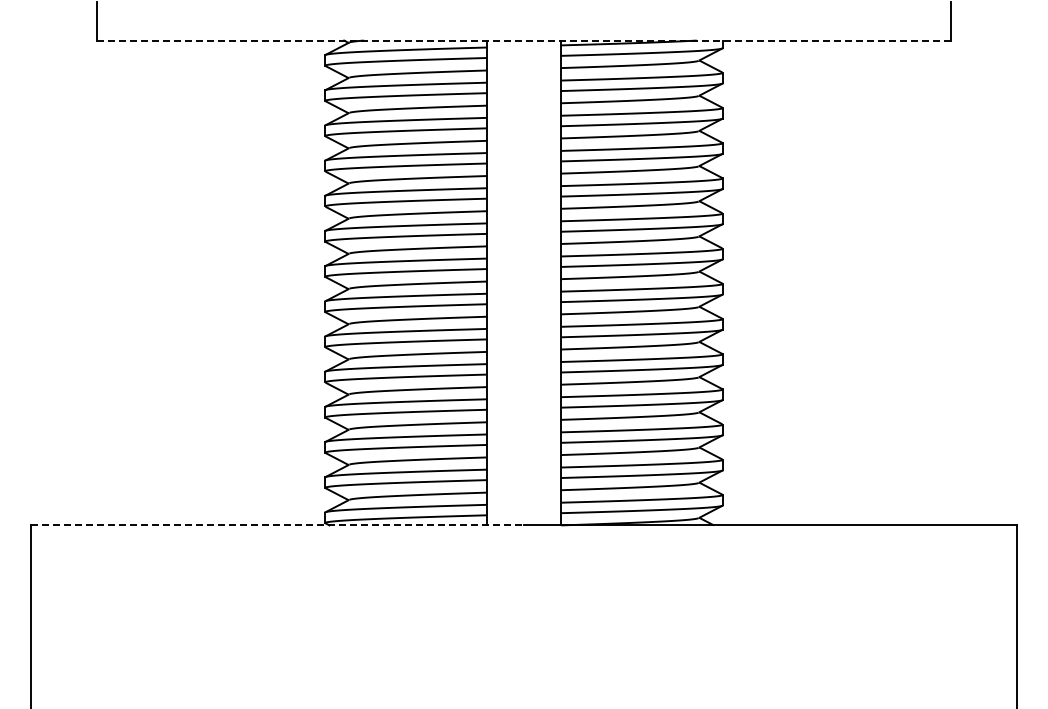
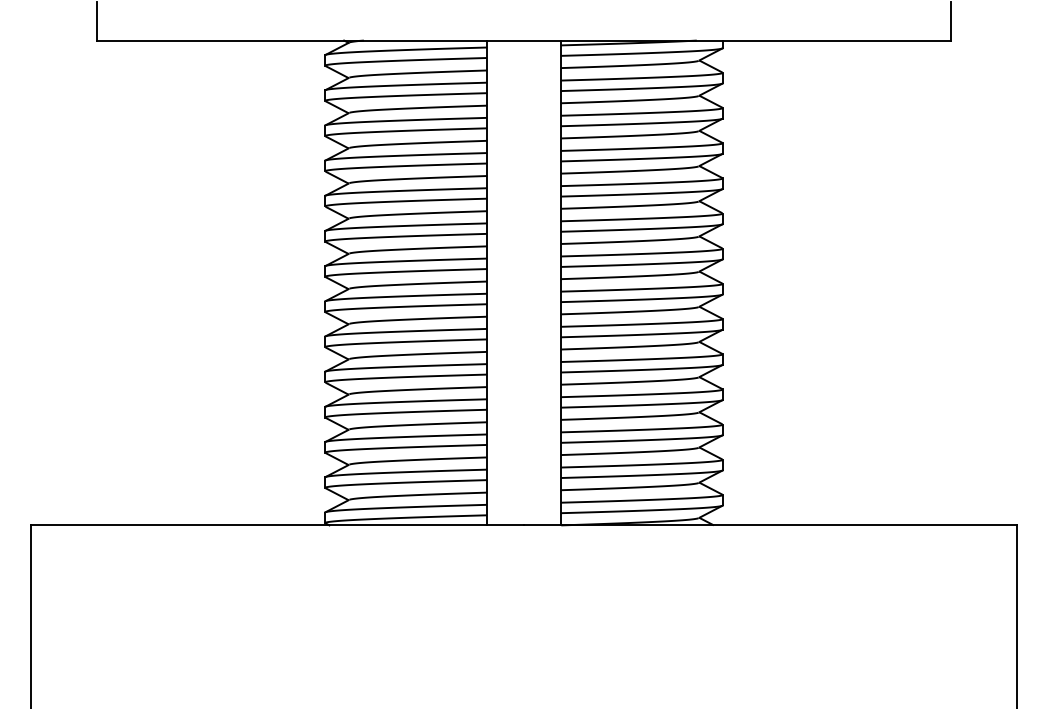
line: dashed -> solid (524, 40)
line: dashed -> solid (278, 525)
